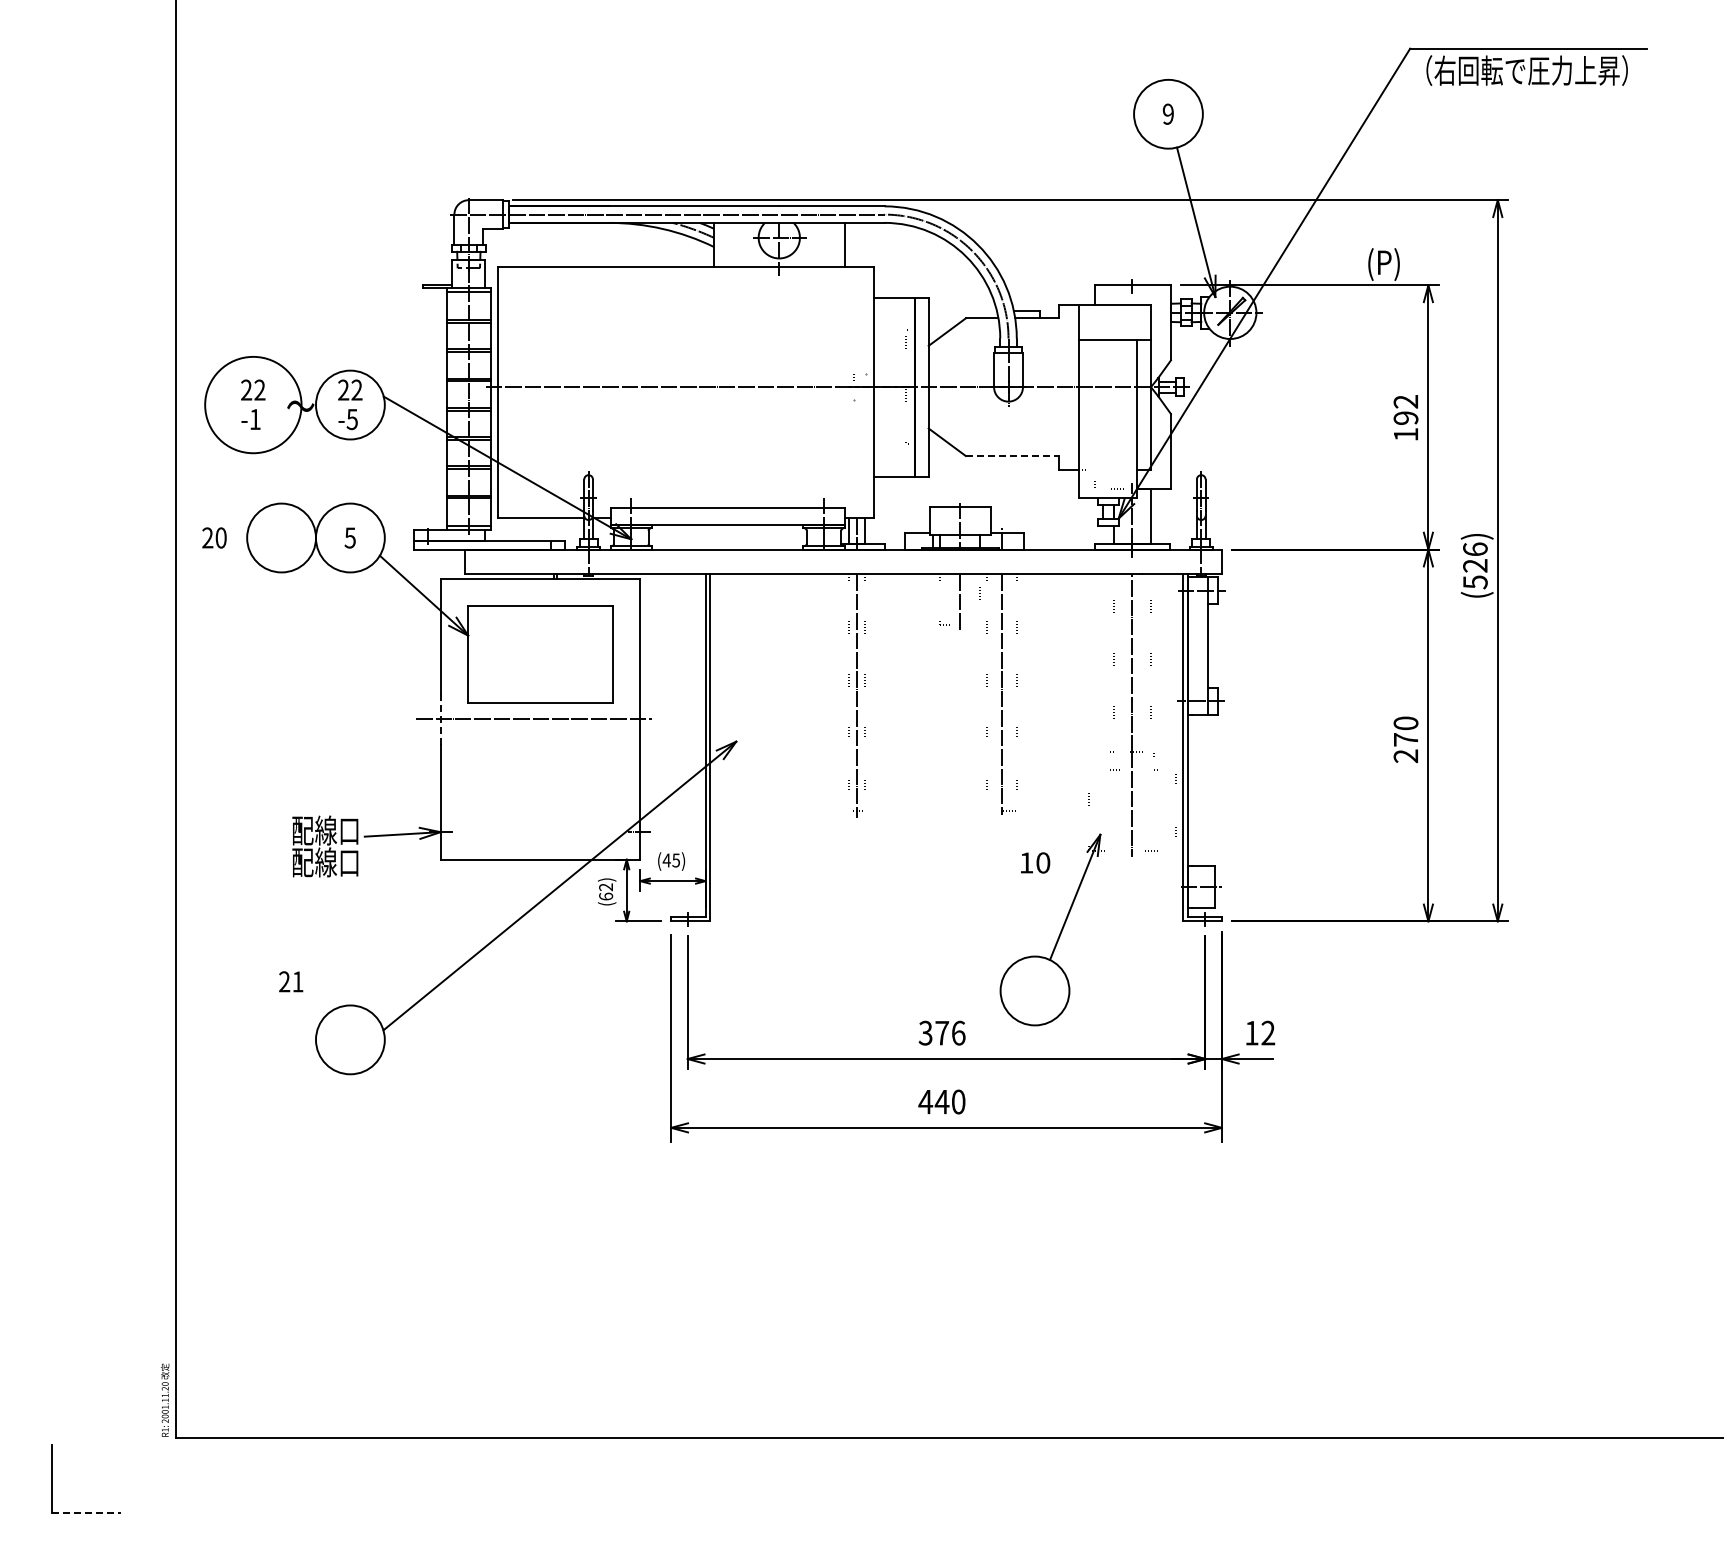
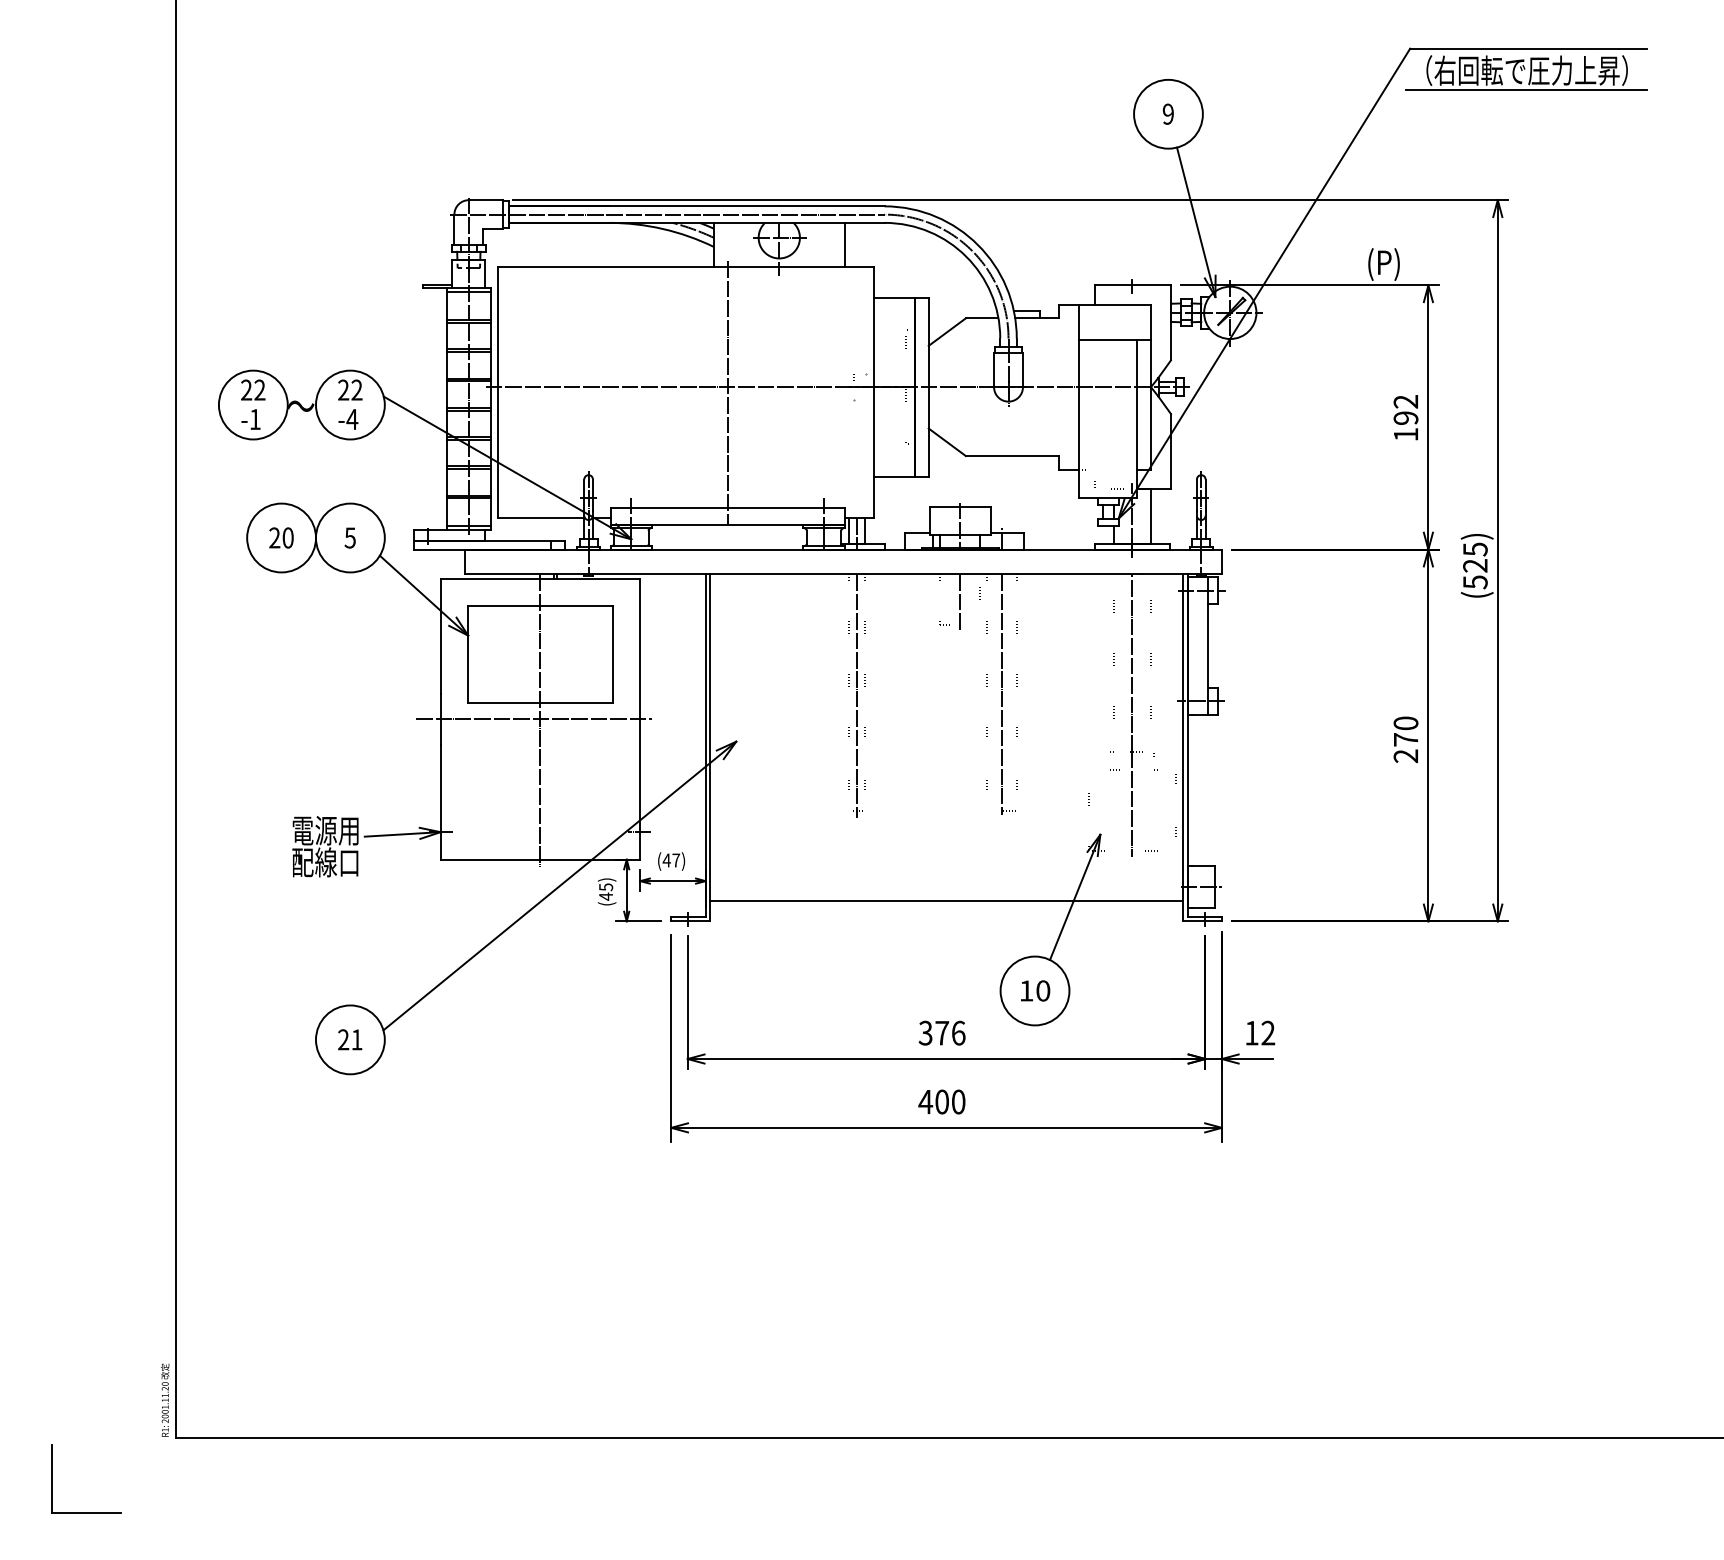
line: none -> present (1526, 89)
line: none -> present (727, 392)
circle diameter: 96 px -> 69 px (252, 404)
text: -5 -> -4 (352, 419)
line: dashed -> solid (1012, 456)
text position: (214, 537) -> (281, 537) (281, 537)
text: (526) -> (525) (1475, 549)
line: dashed -> solid (440, 718)
line: none -> present (540, 720)
text: 配線口 -> 電源用 (325, 830)
text: (45) -> (47) (676, 860)
text position: (1035, 862) -> (1035, 990) (1035, 990)
text: (62) -> (45) (606, 891)
line: none -> present (946, 900)
text position: (291, 981) -> (350, 1039) (350, 1039)
text: 440 -> 400 (941, 1101)
line: dashed -> solid (86, 1513)
